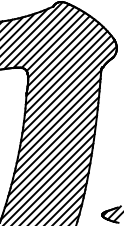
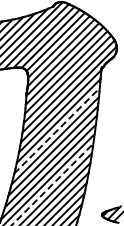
line: solid -> dashed (57, 130)
line: solid -> dashed (52, 184)
